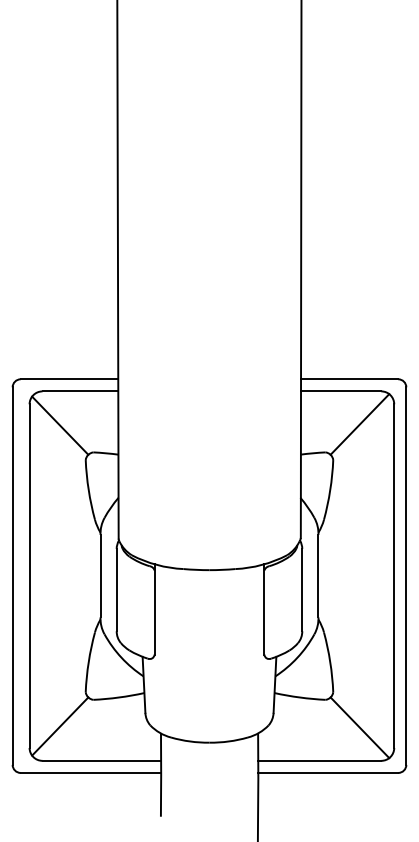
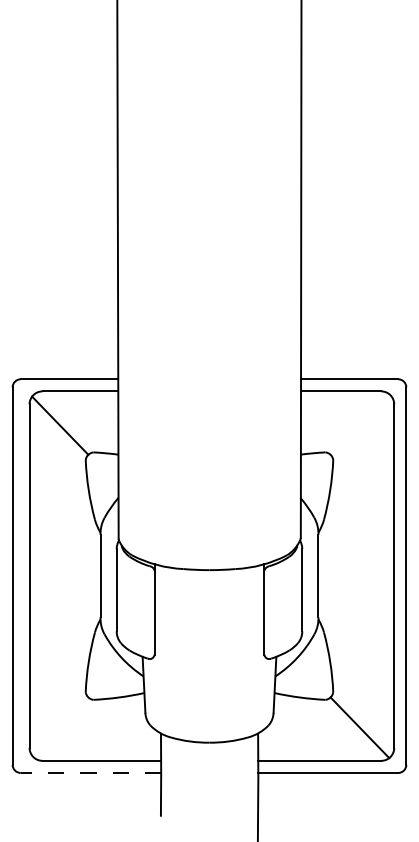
line: present -> none (359, 424)
line: present -> none (60, 726)
line: solid -> dashed (90, 772)
